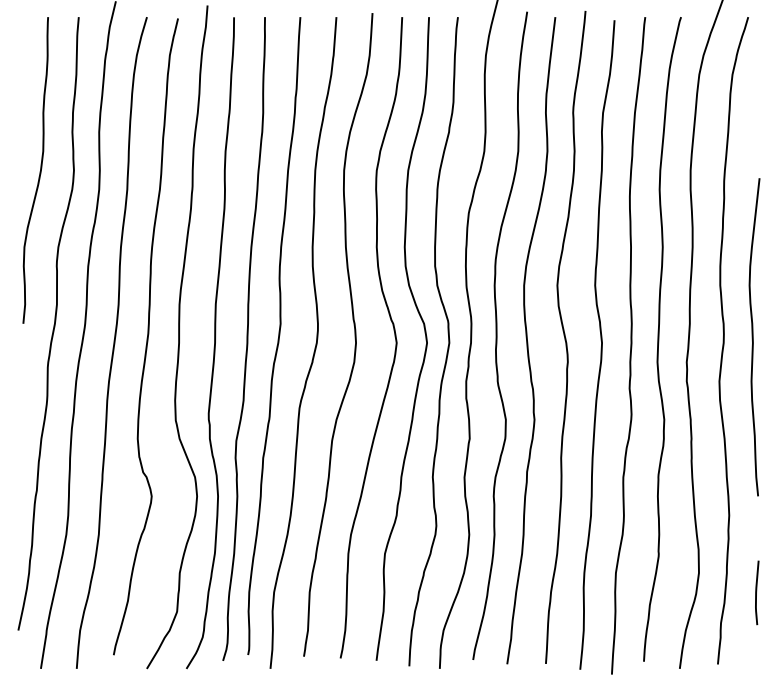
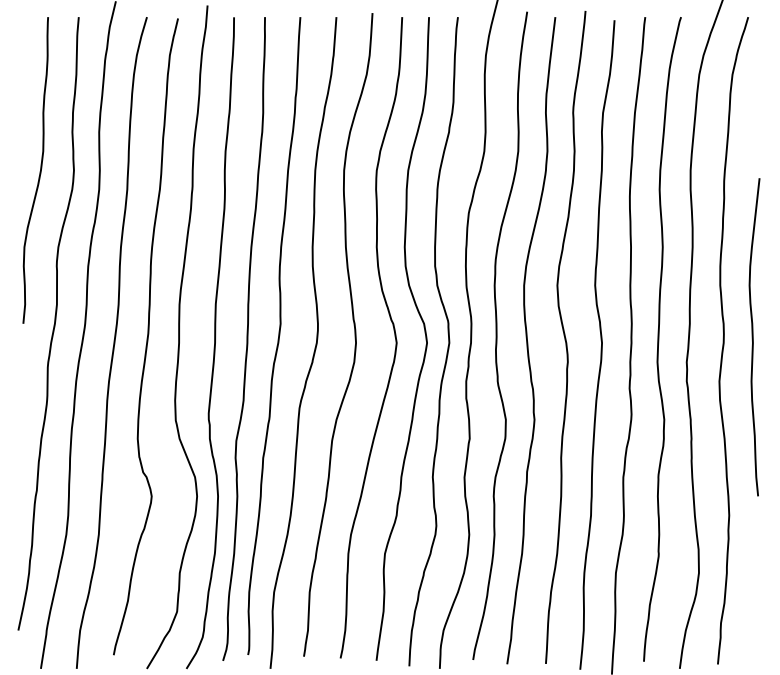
curve: present -> none (757, 591)
